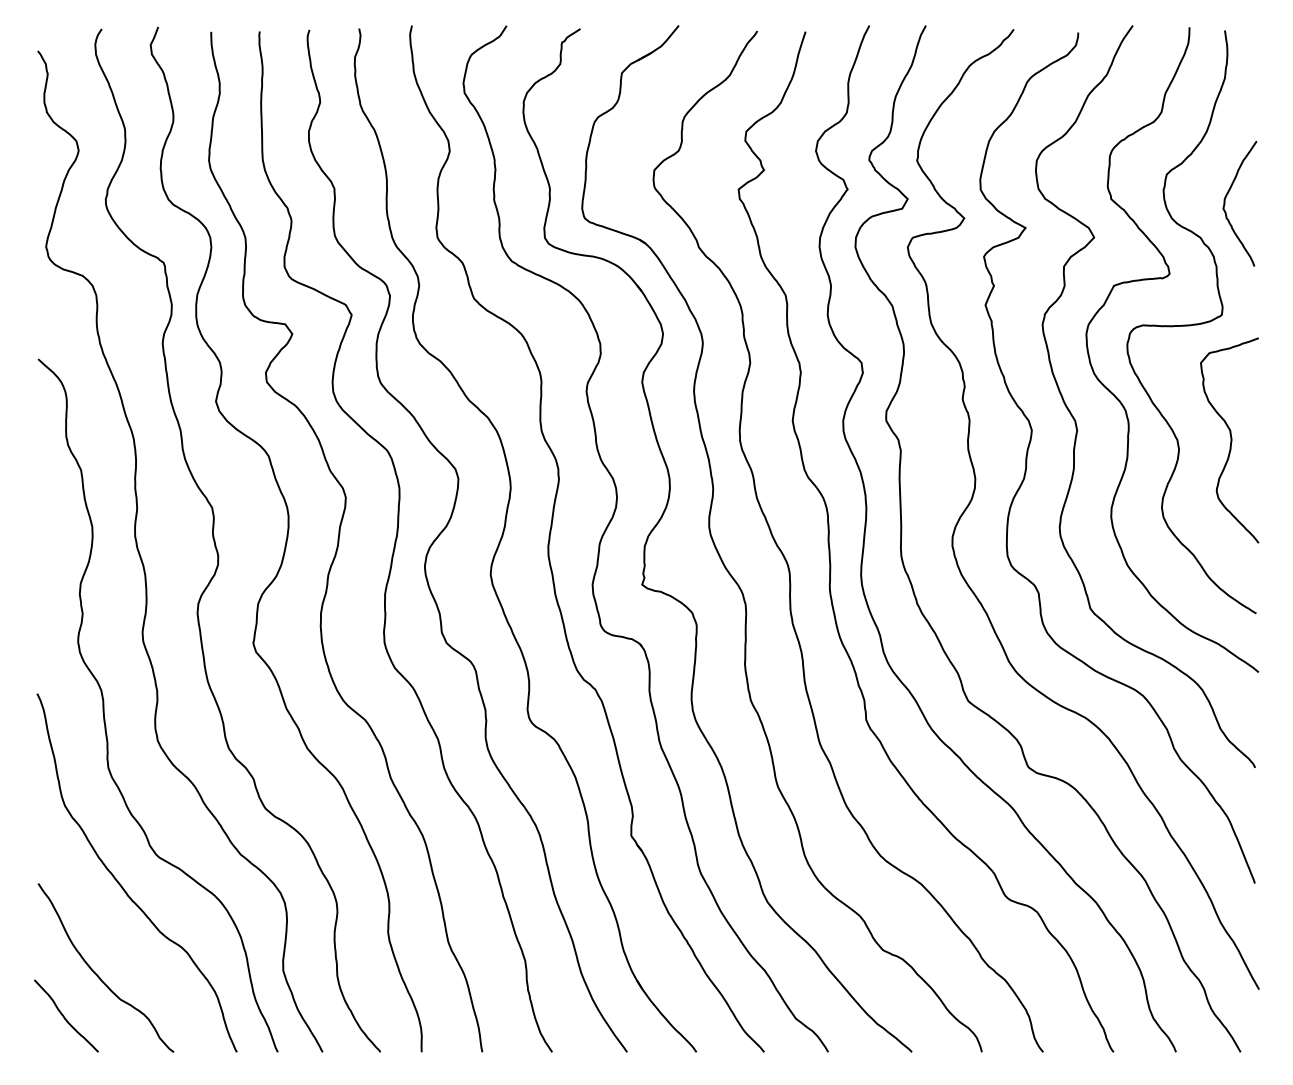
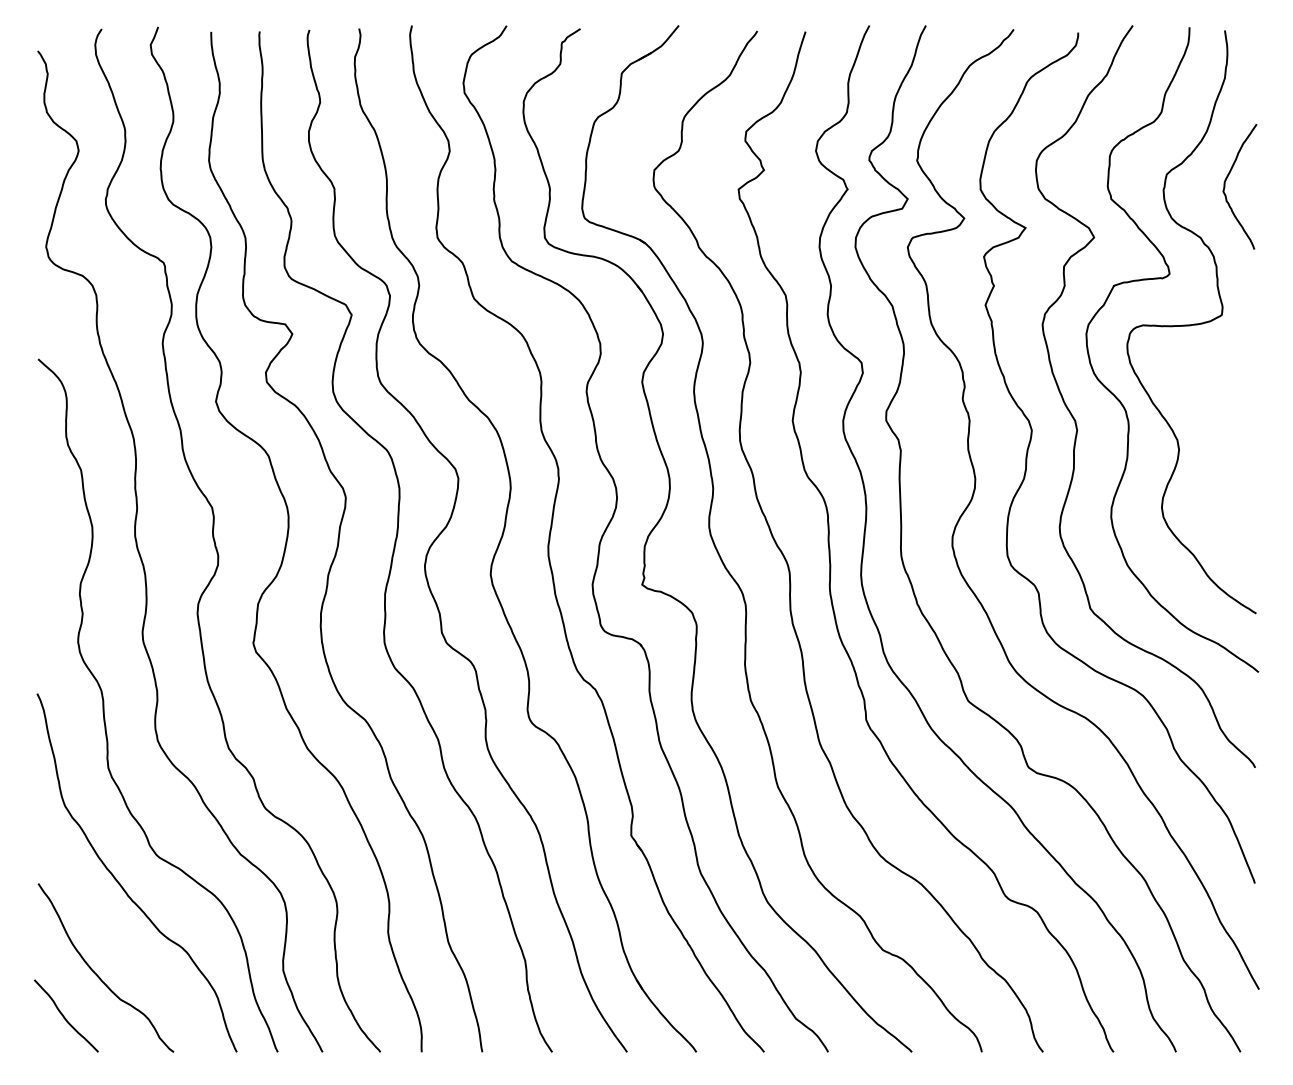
curve position: (1225, 203) -> (1225, 186) (1225, 186)
curve: present -> none (1230, 440)
